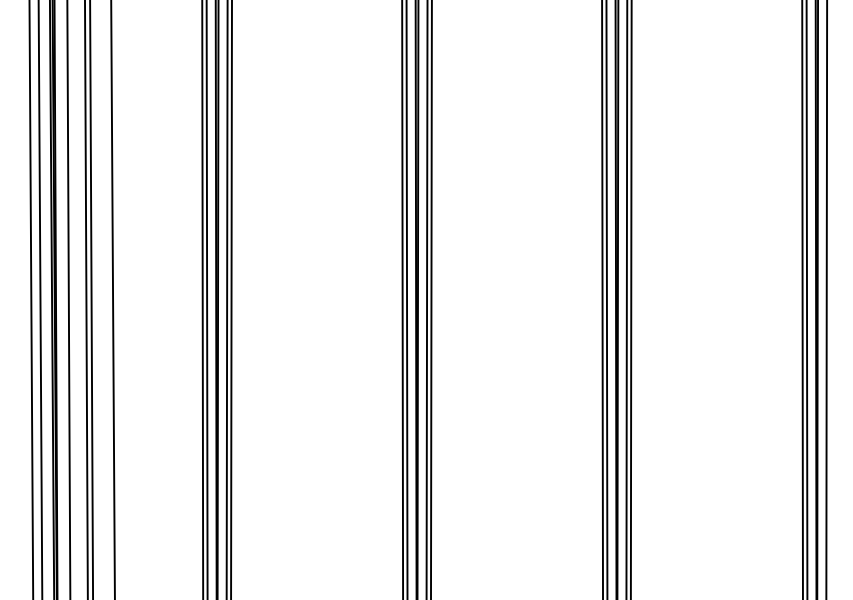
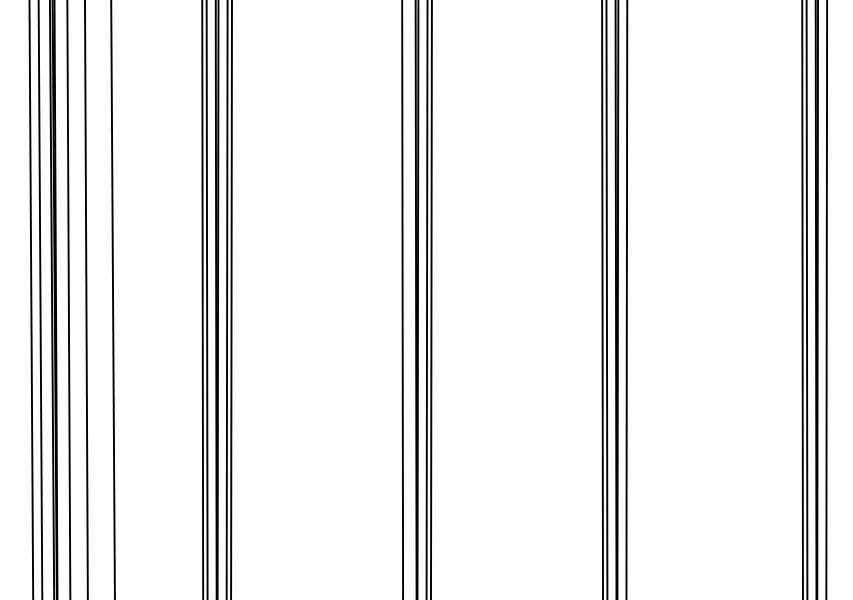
line: present -> none (91, 299)
line: present -> none (406, 299)
line: present -> none (630, 299)
